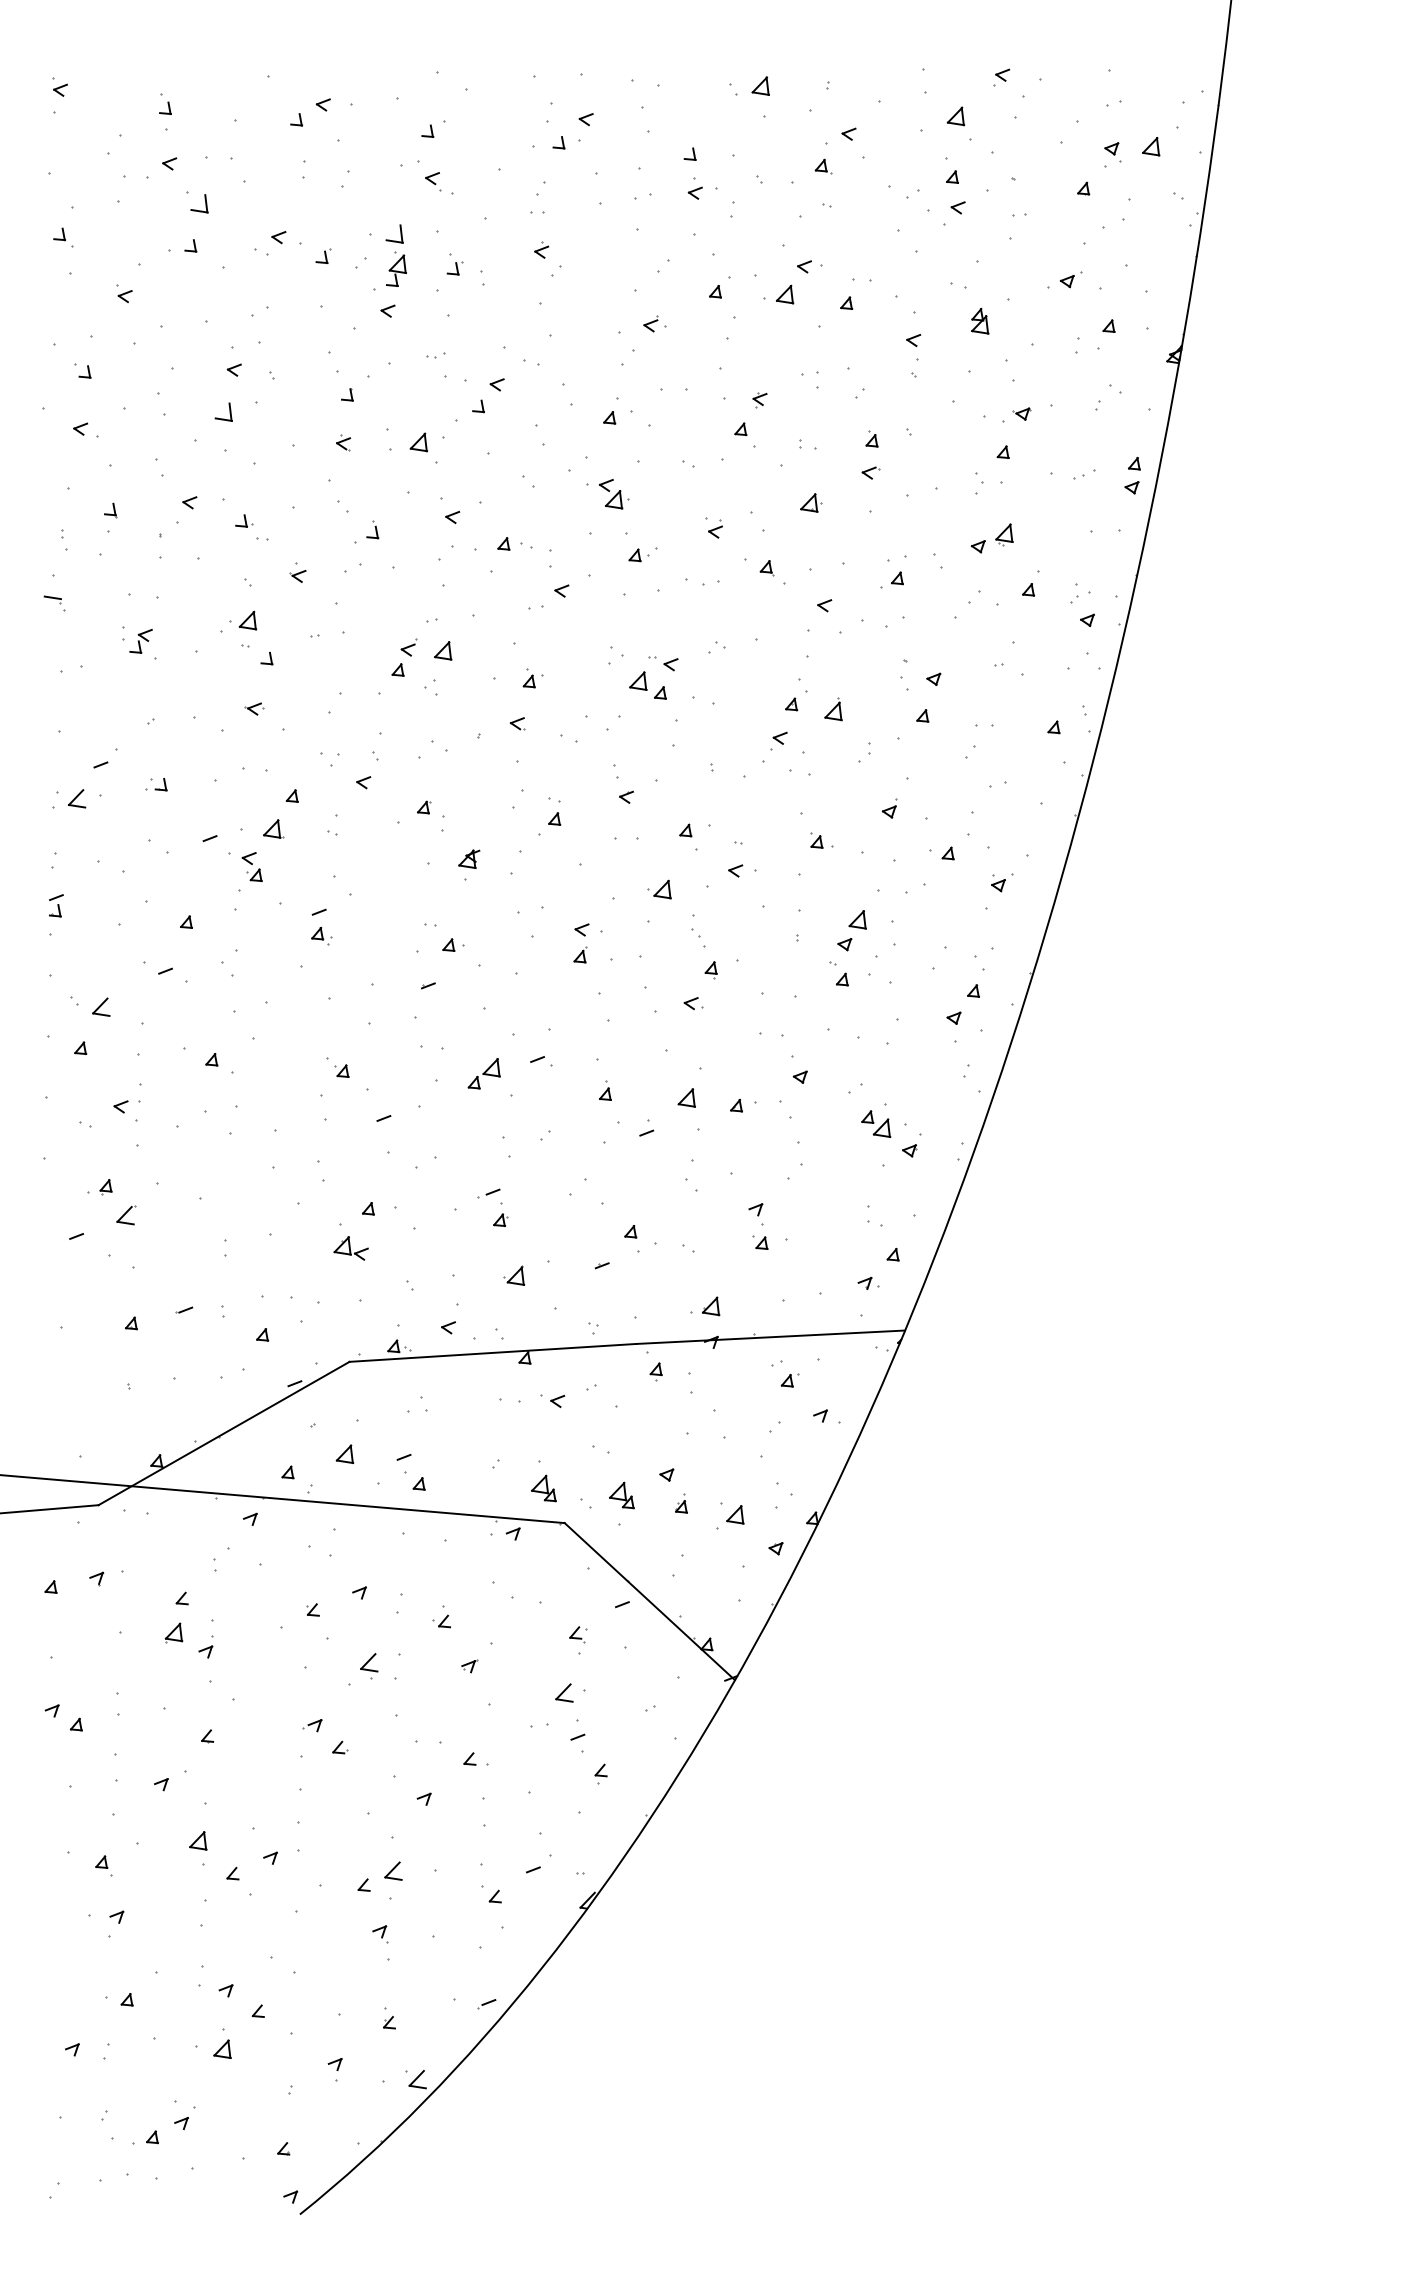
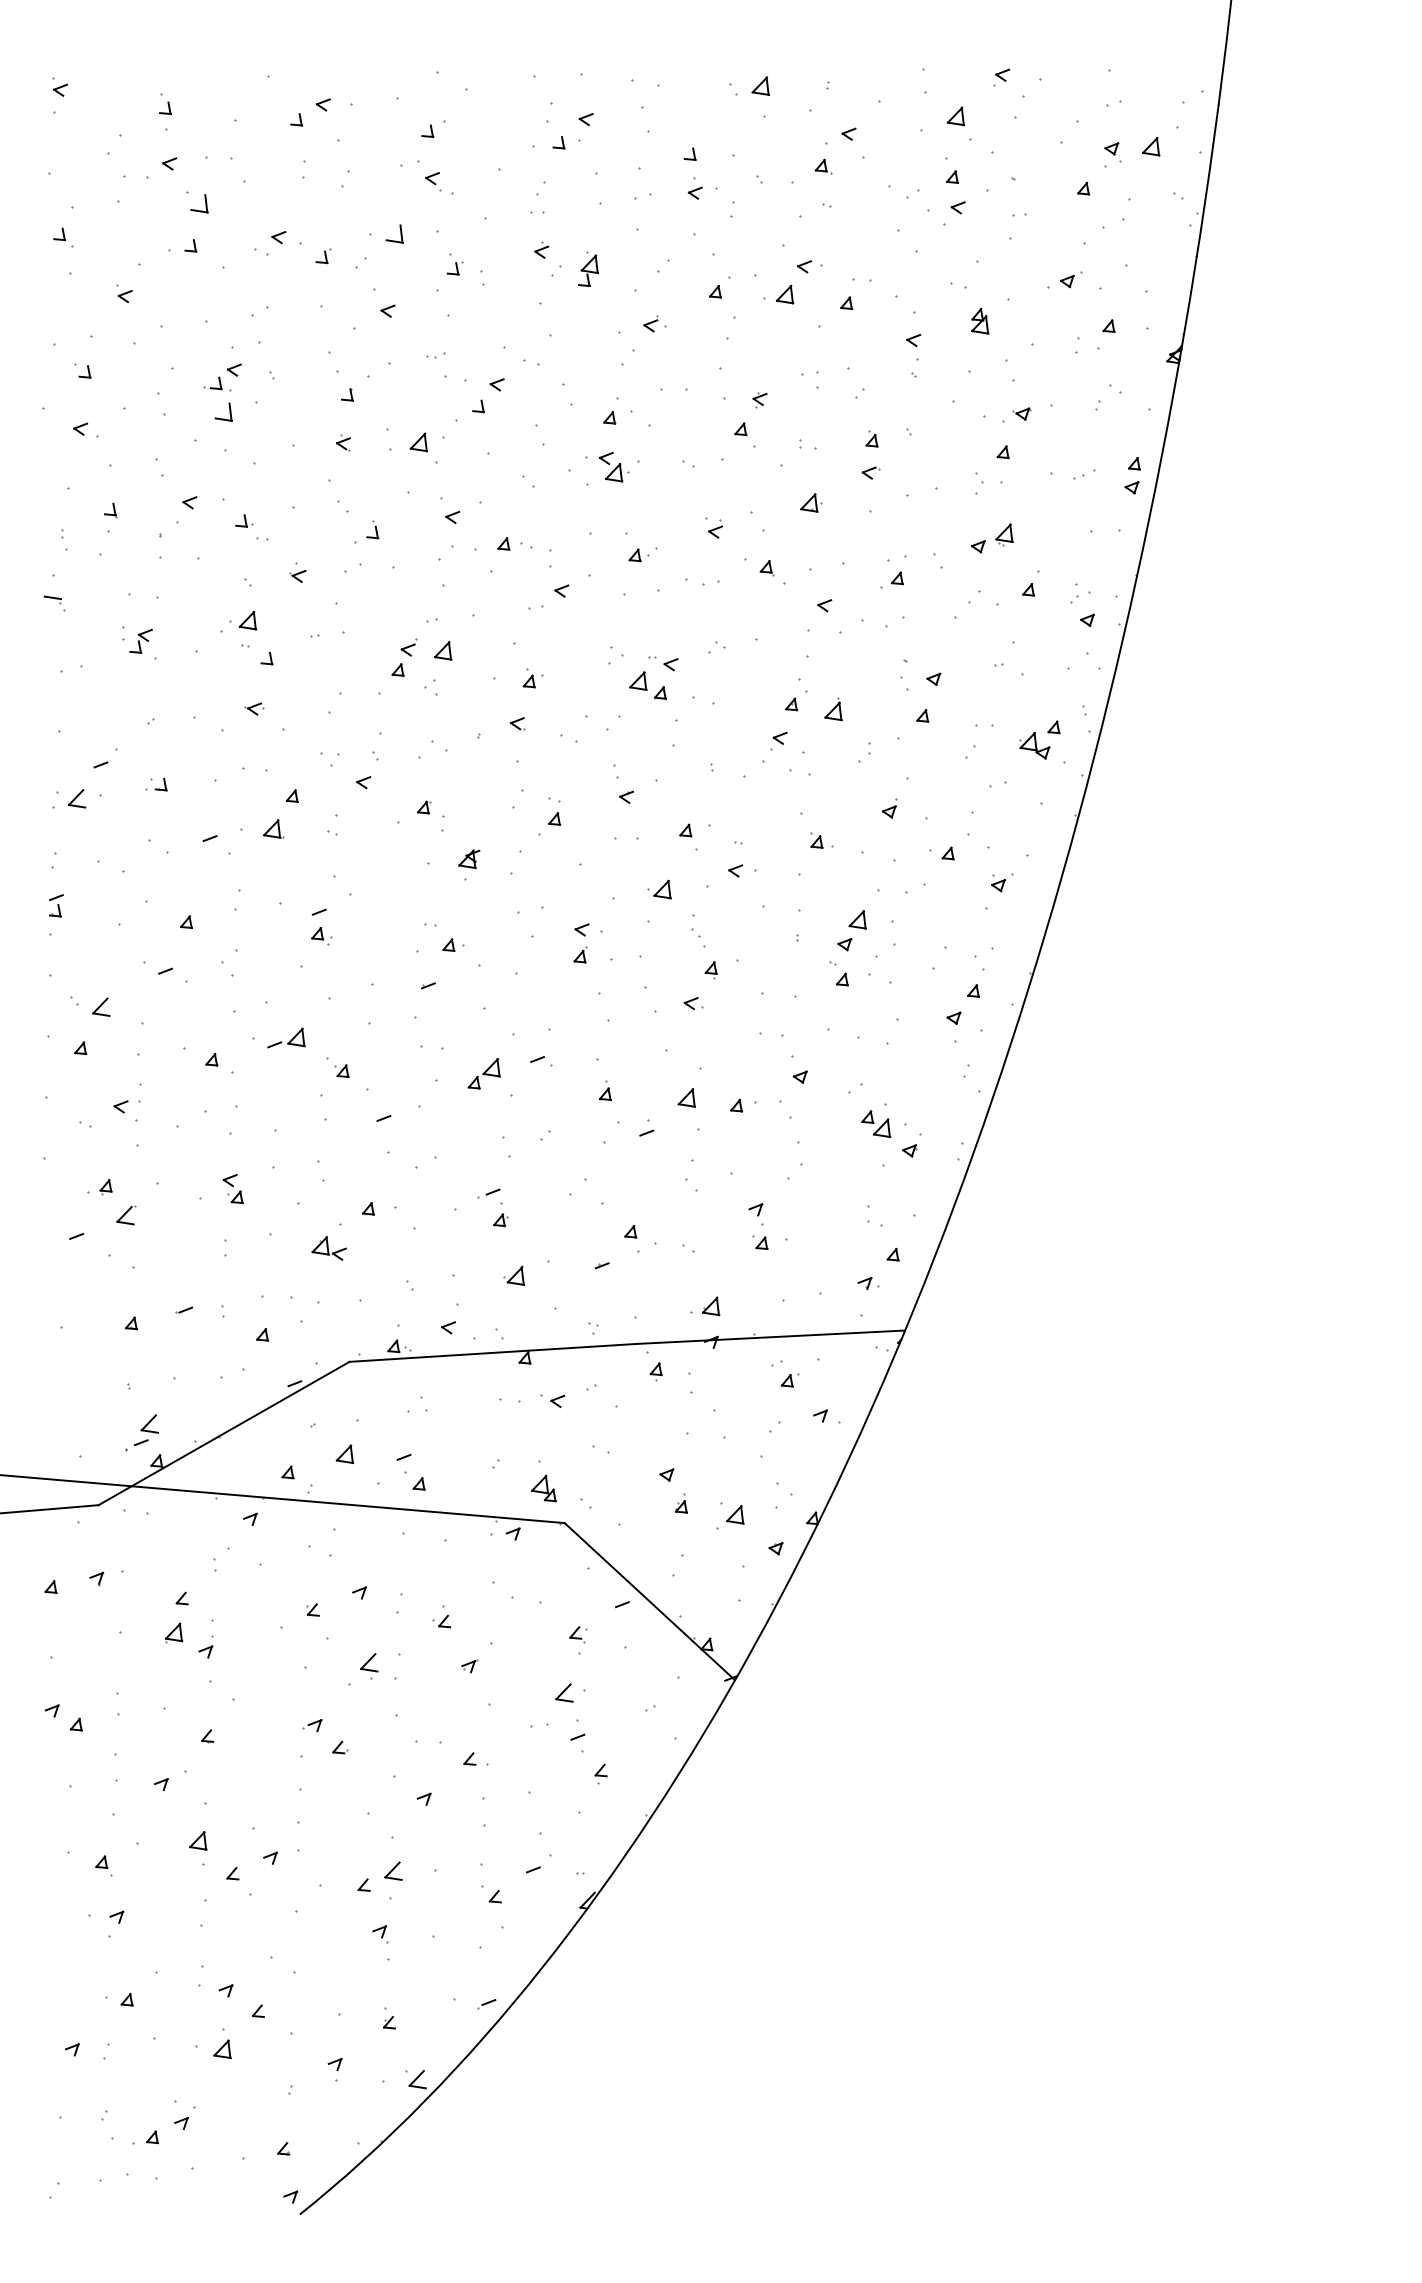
part position: (396, 268) -> (588, 268) (588, 268)
part: none -> present (217, 383)
part position: (614, 494) -> (614, 467) (614, 467)
part: none -> present (1034, 745)
part position: (251, 866) -> (232, 1188) (232, 1188)
part: none -> present (286, 1037)
part position: (350, 1248) -> (328, 1248) (328, 1248)
part: none -> present (141, 1432)
part: present -> none (621, 1495)
